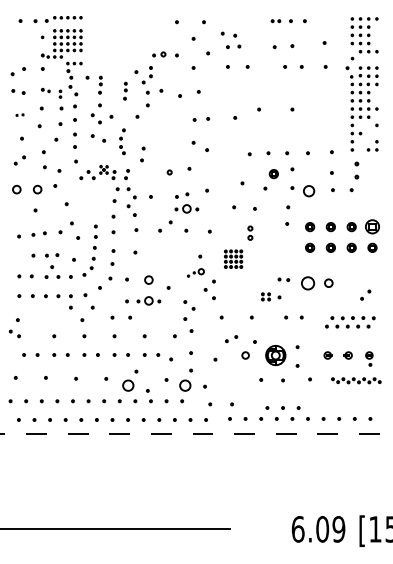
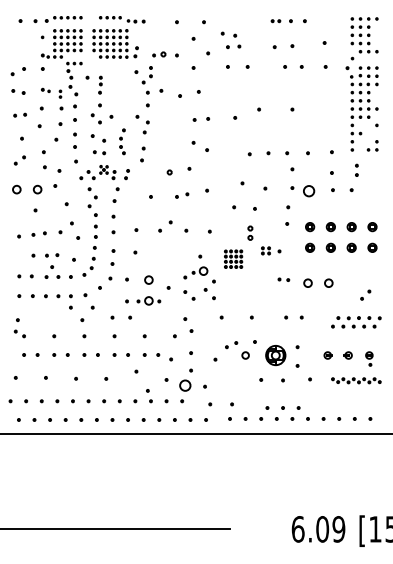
part: none -> present (118, 37)
part: present -> none (125, 90)
part size: 10x4 px -> 14x6 px (19, 114)
part: none -> present (145, 127)
part: none -> present (99, 152)
part size: 6x19 px -> 4x14 px (356, 169)
part: present -> none (273, 174)
part position: (131, 201) -> (92, 201) (92, 201)
part: present -> none (186, 208)
part size: 15x16 px -> 11x11 px (372, 227)
part size: 18x10 px -> 26x14 px (195, 272)
circle size: 15x15 px -> 10x10 px (307, 282)
part position: (271, 296) -> (271, 250) (271, 250)
part position: (189, 305) -> (189, 295) (189, 295)
part position: (350, 322) -> (356, 322) (356, 322)
part position: (14, 333) -> (19, 333) (19, 333)
part position: (231, 339) -> (231, 345) (231, 345)
circle: present -> none (128, 385)
line: dashed -> solid (195, 433)
